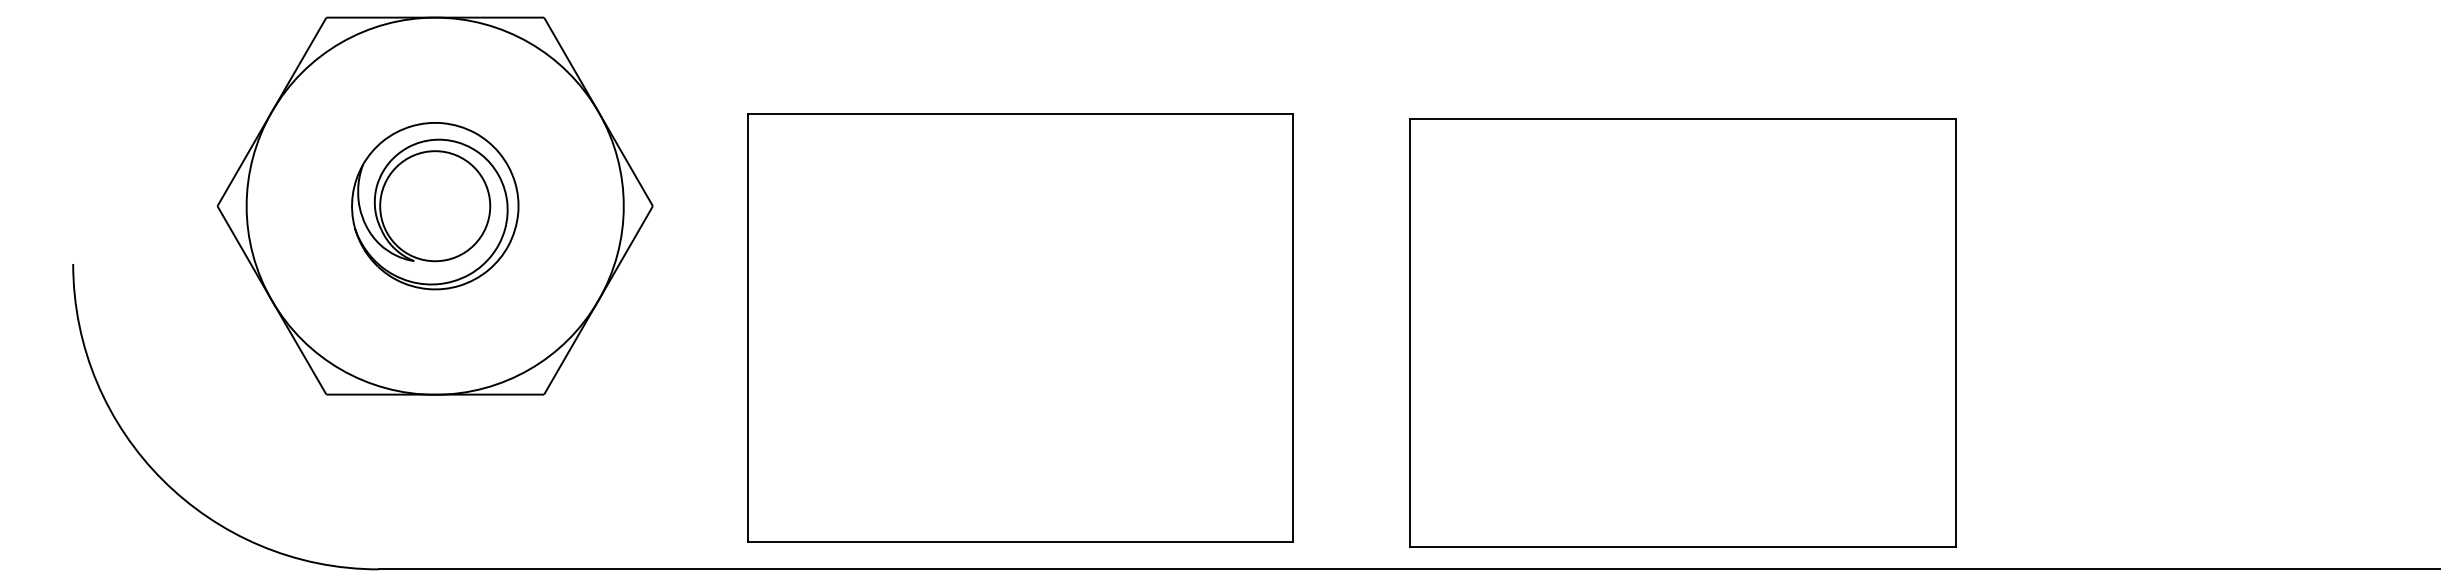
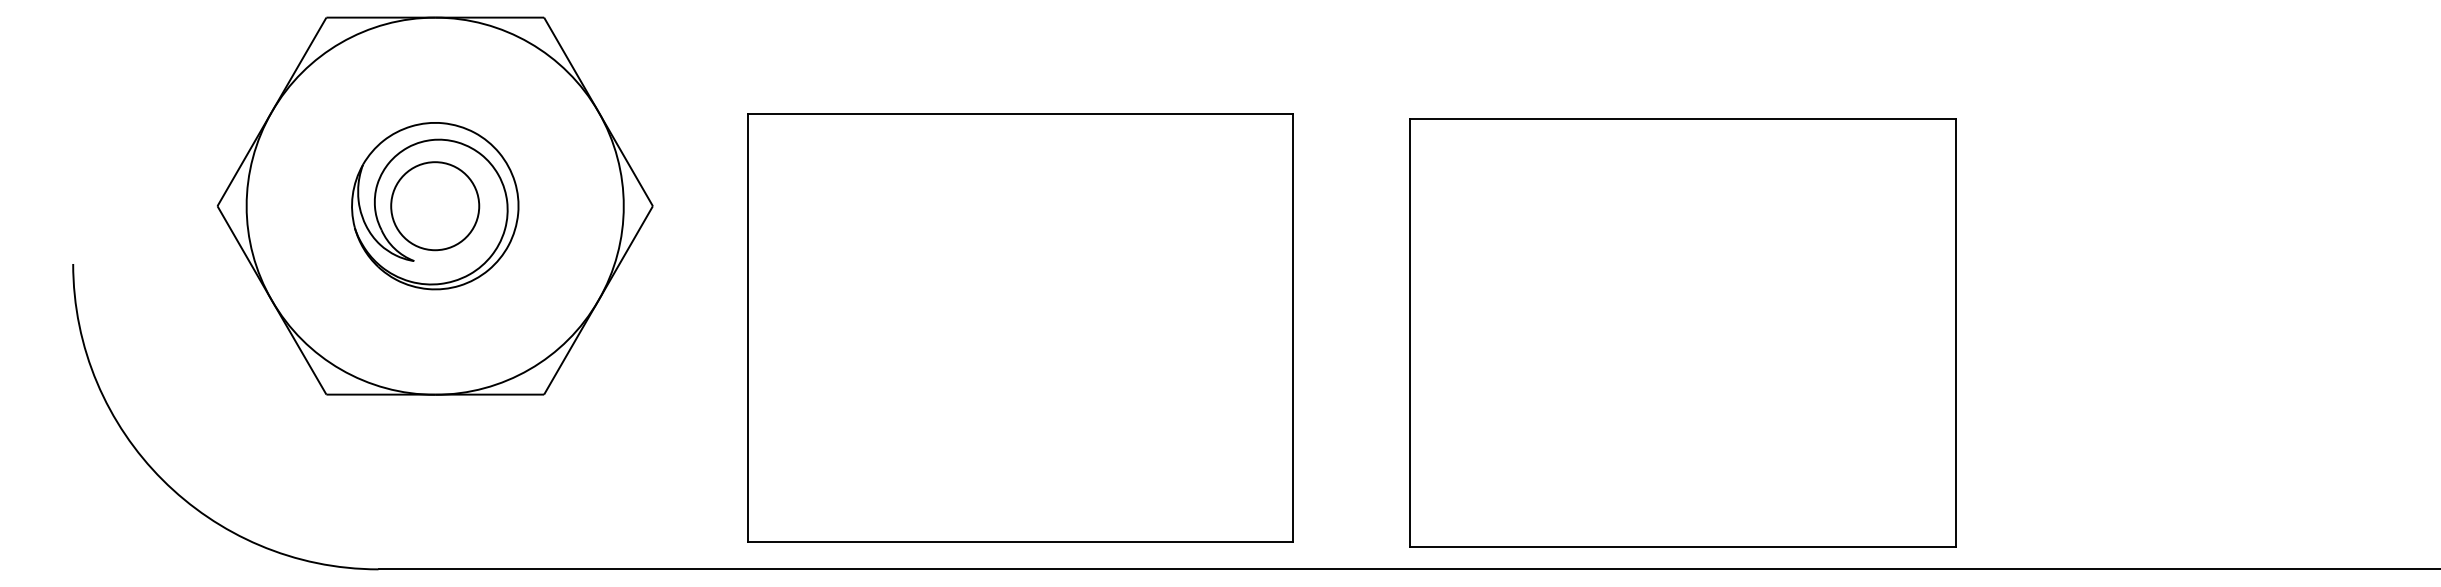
circle diameter: 110 px -> 88 px (435, 206)
